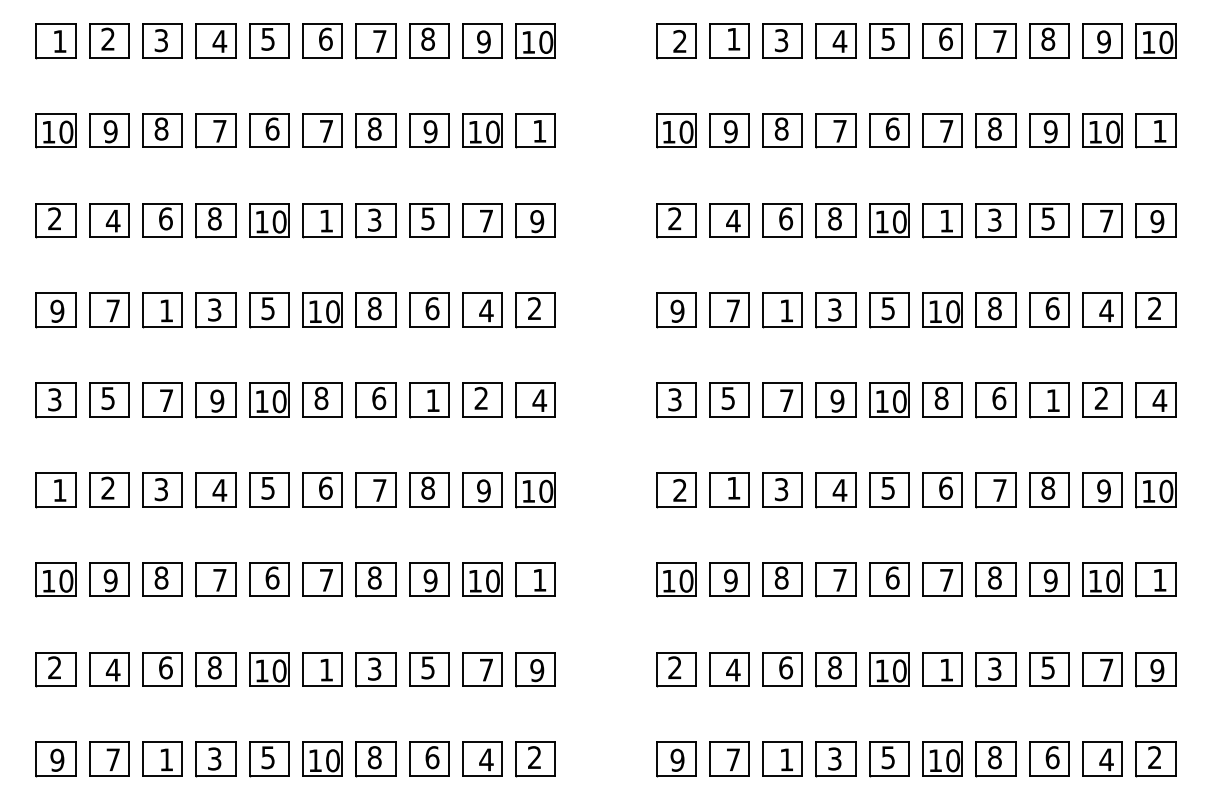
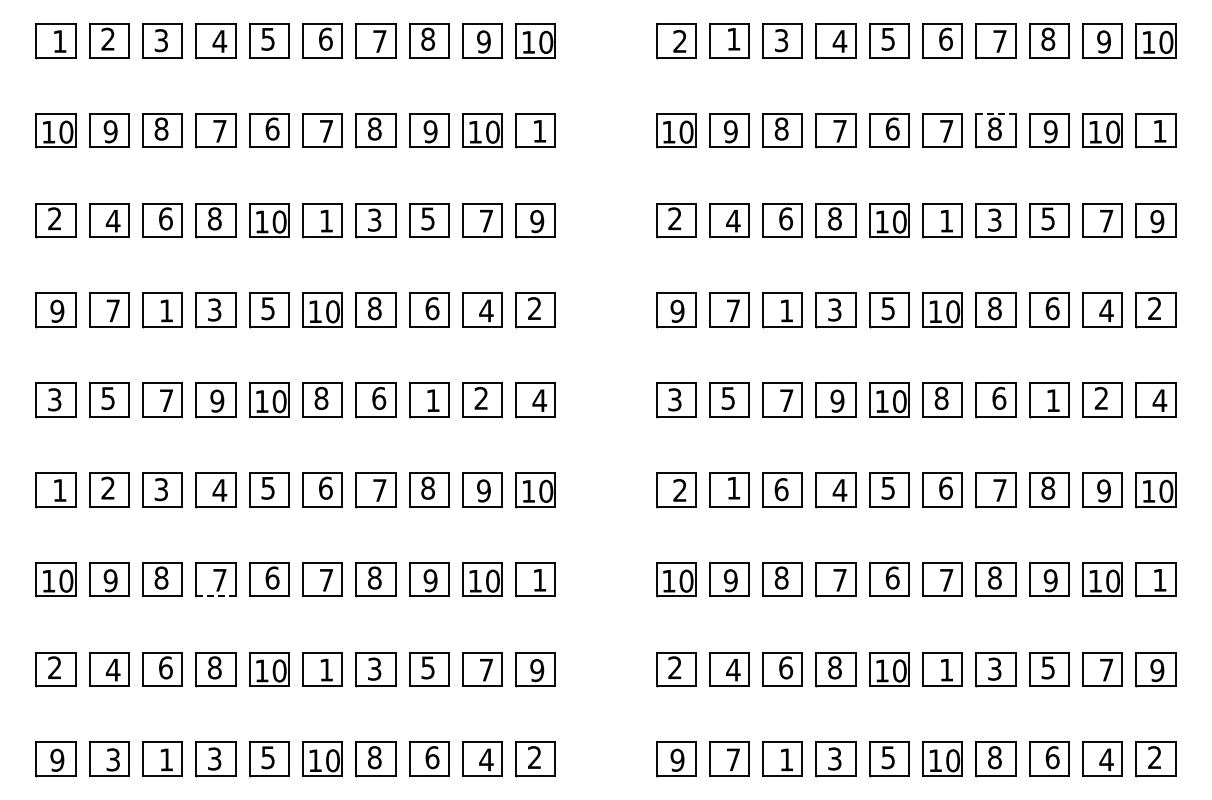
line: solid -> dashed (996, 113)
text: 3 -> 6 (781, 489)
line: solid -> dashed (215, 596)
text: 7 -> 3 (112, 759)
